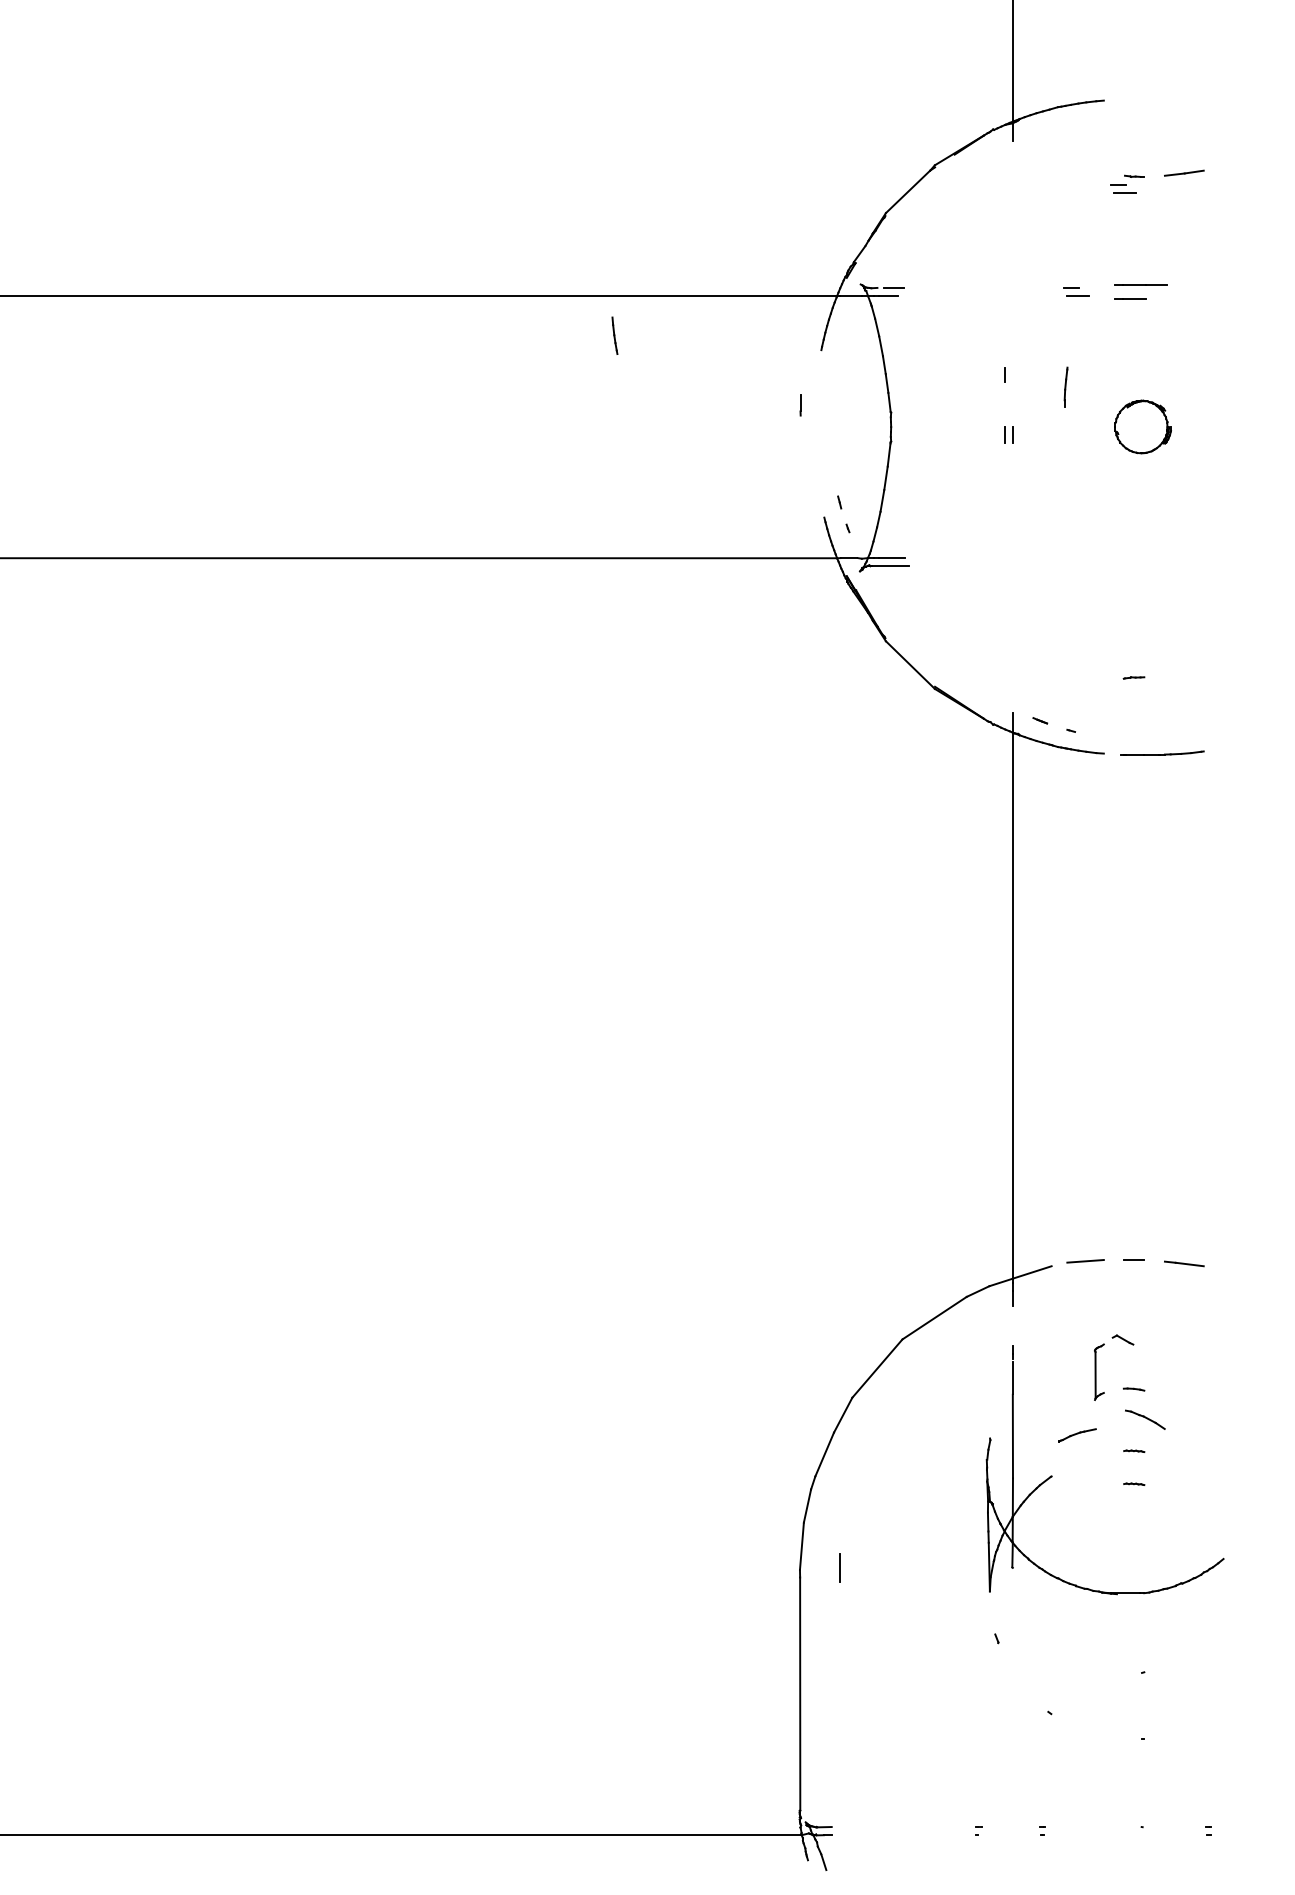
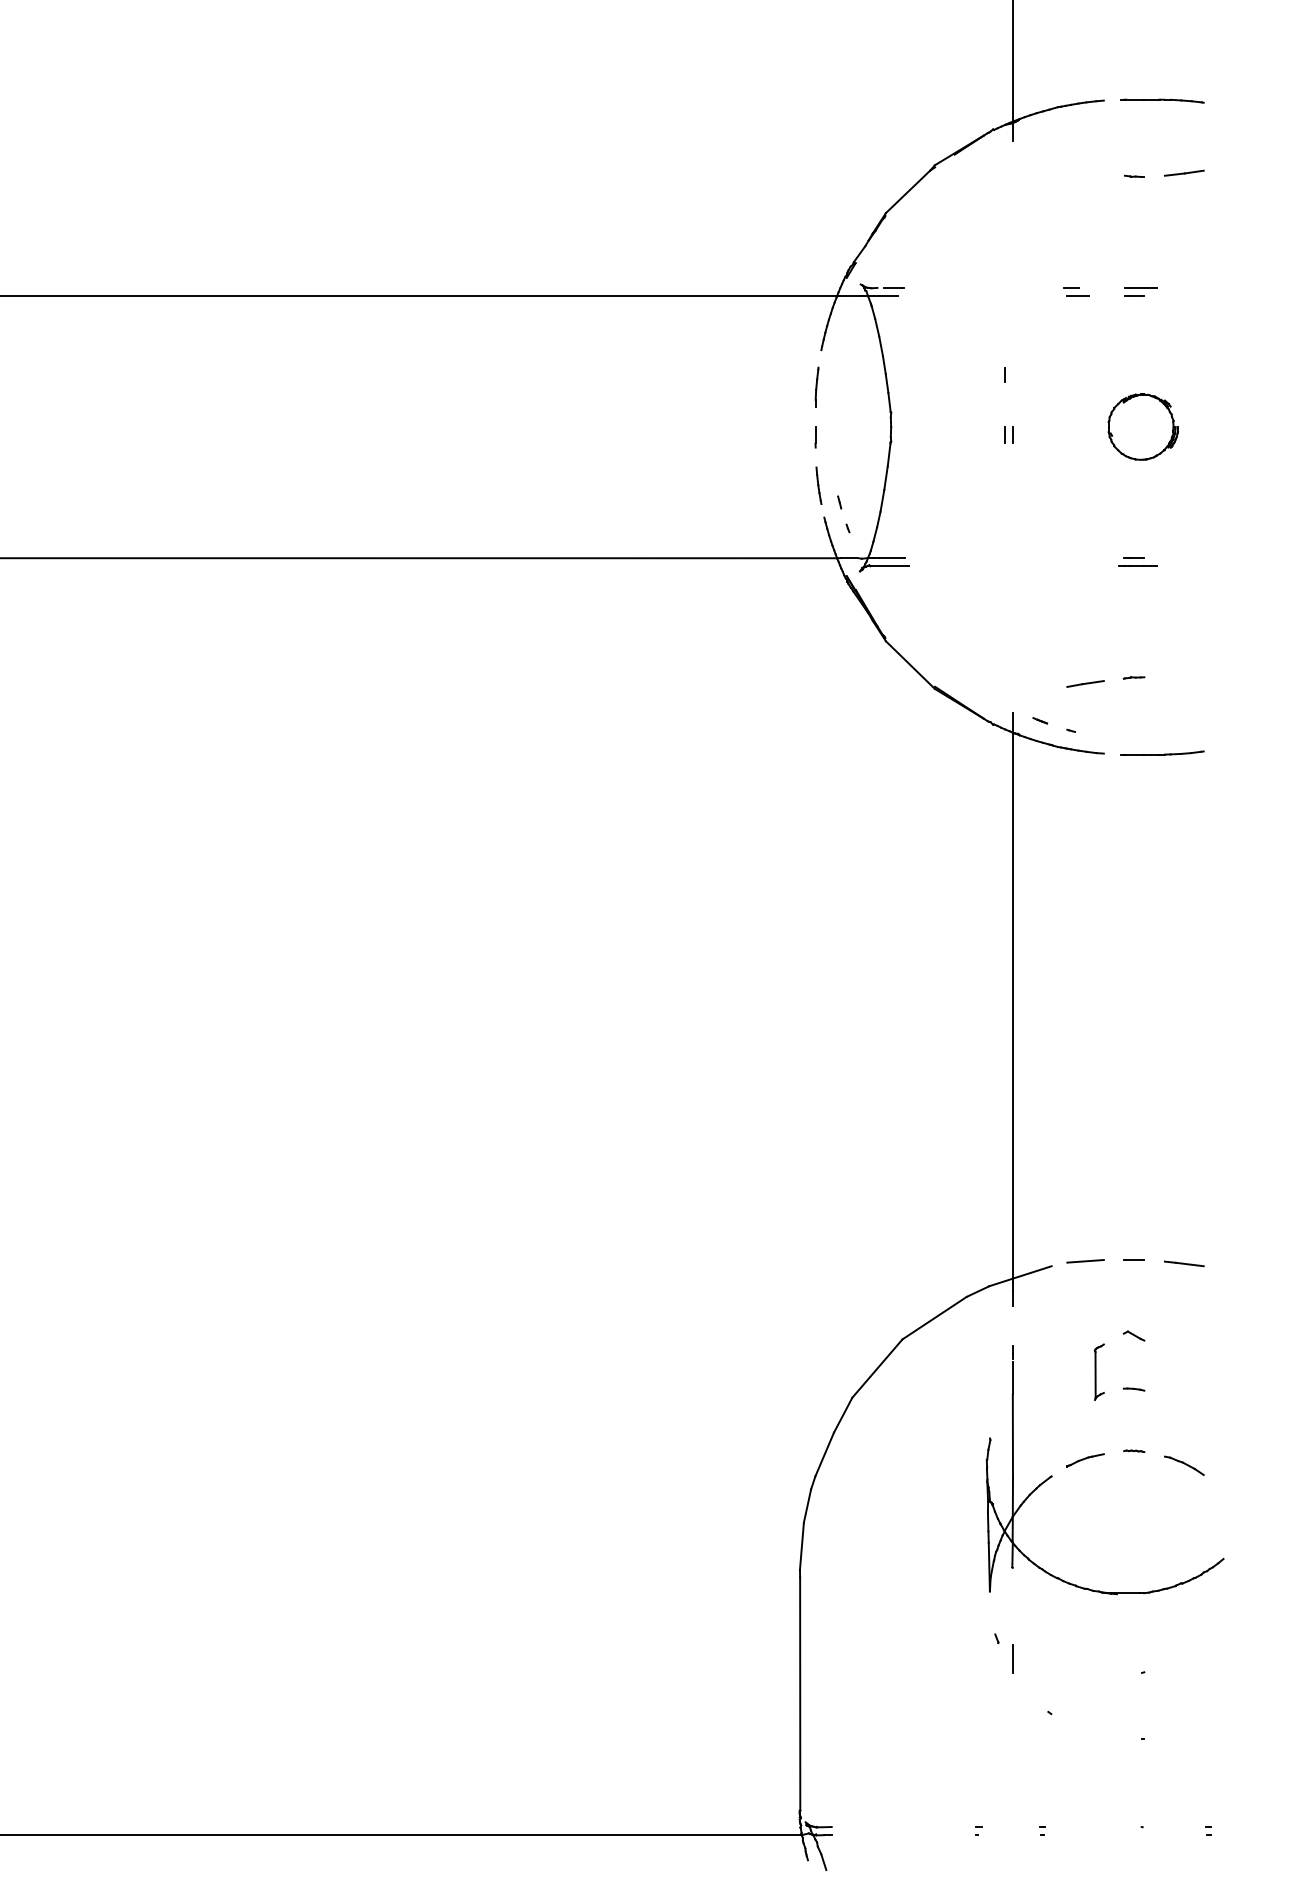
part: none -> present (1162, 100)
part: present -> none (1123, 188)
part size: 54x16 px -> 34x10 px (1140, 291)
line position: (614, 335) -> (818, 485) (818, 485)
line position: (1065, 386) -> (816, 386) (816, 386)
line position: (800, 405) -> (815, 437) (815, 437)
part size: 58x56 px -> 72x68 px (1142, 426)
part: none -> present (1137, 561)
line: none -> present (1085, 683)
part position: (1122, 1339) -> (1133, 1335) (1133, 1335)
part position: (1145, 1419) -> (1184, 1465) (1184, 1465)
part position: (1077, 1435) -> (1085, 1460) (1085, 1460)
line: present -> none (1134, 1483)
line position: (839, 1567) -> (1012, 1658) (1012, 1658)
